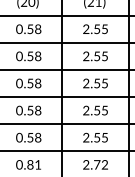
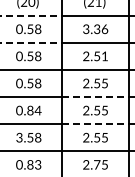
line: solid -> dashed (31, 15)
text: 2.55 -> 3.36 (95, 28)
line: solid -> dashed (31, 42)
text: 2.55 -> 2.51 (104, 56)
line: solid -> dashed (96, 97)
text: 0.58 -> 0.84 (34, 110)
line: solid -> dashed (96, 124)
text: 0.58 -> 3.58 (19, 137)
text: 0.81 -> 0.83 (38, 164)
text: 2.72 -> 2.75 (104, 164)
